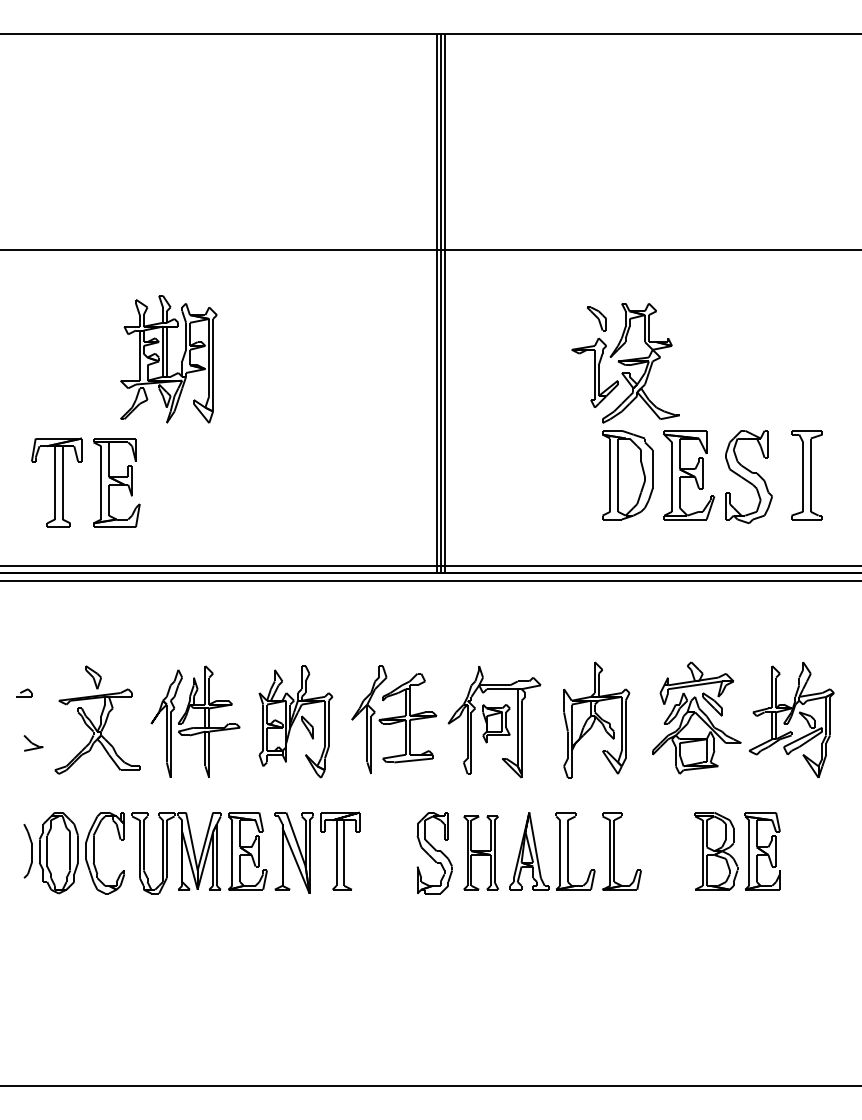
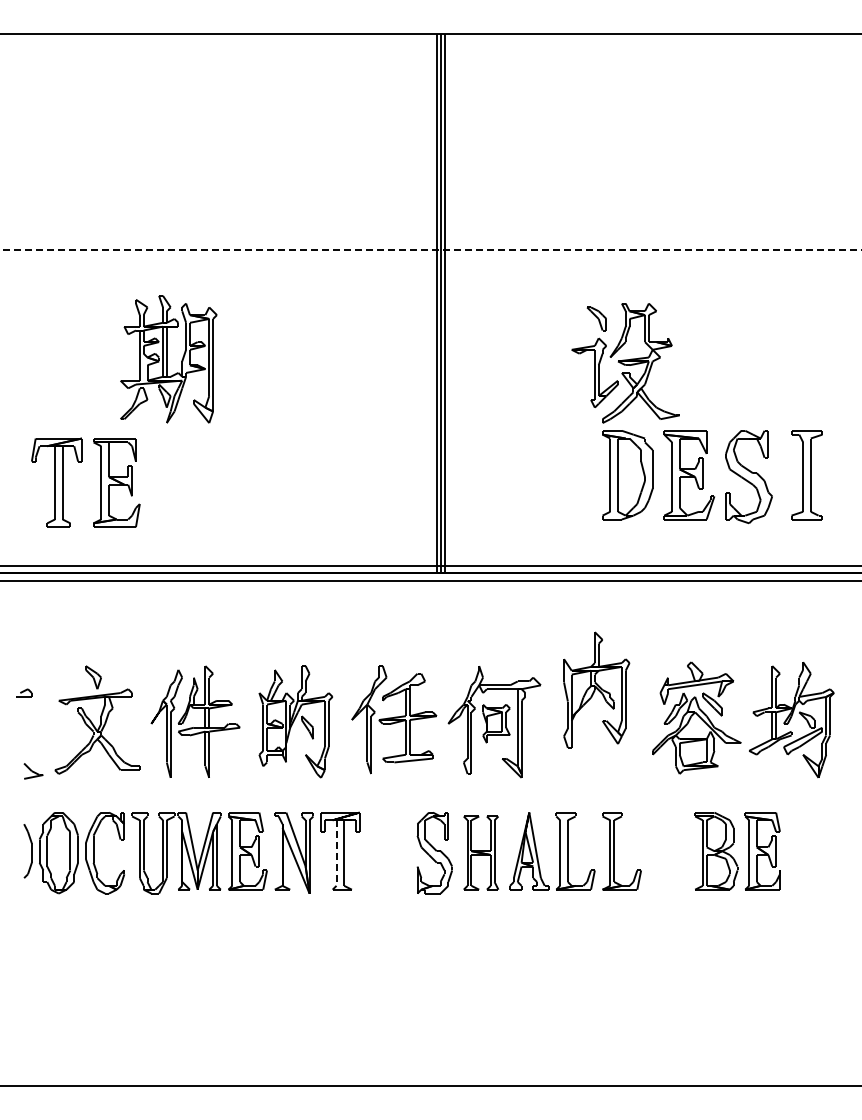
line: solid -> dashed (430, 249)
part position: (596, 719) -> (596, 689) (596, 689)
part position: (33, 743) -> (33, 771) (33, 771)
line: solid -> dashed (336, 853)
